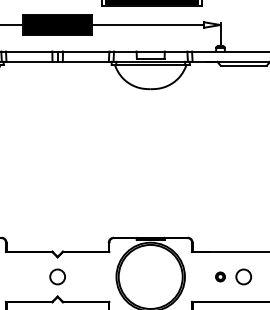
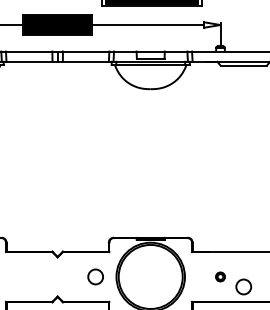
circle position: (57, 276) -> (95, 276) (95, 276)
circle position: (243, 276) -> (243, 286) (243, 286)
